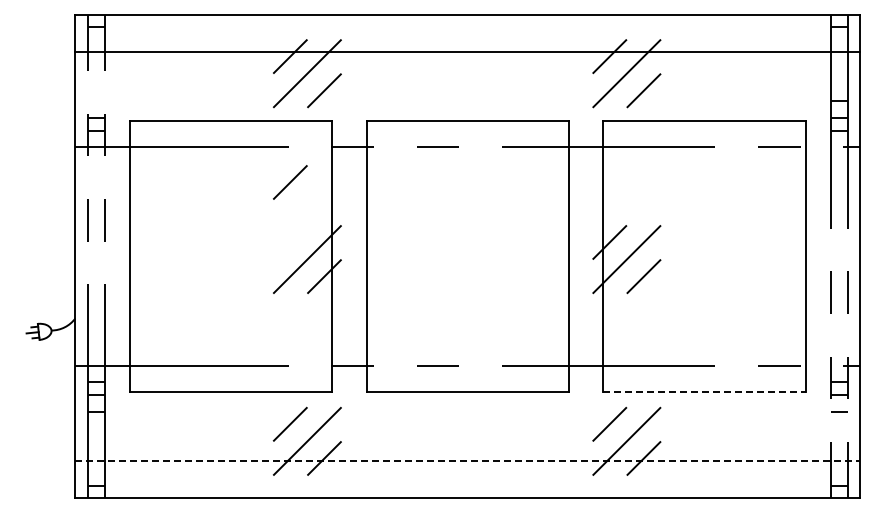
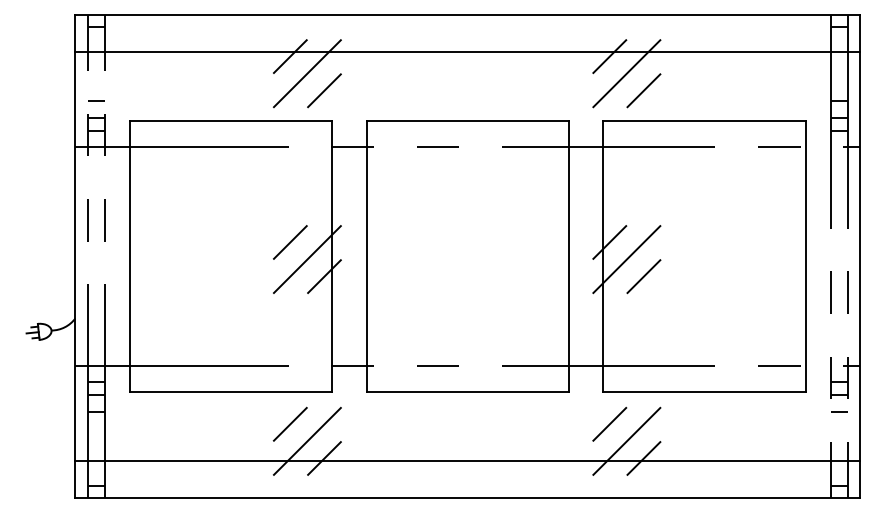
line: none -> present (96, 100)
line position: (290, 182) -> (290, 242) (290, 242)
line: dashed -> solid (705, 391)
line: dashed -> solid (467, 461)
